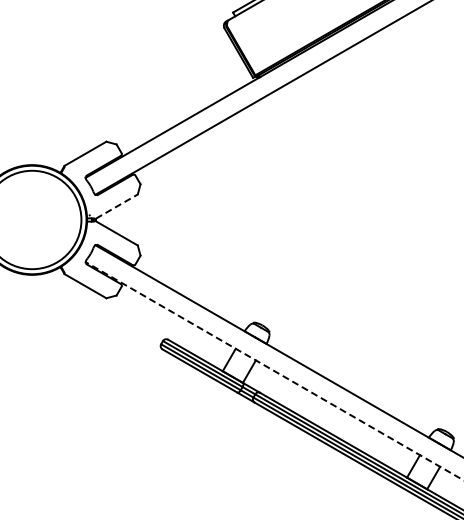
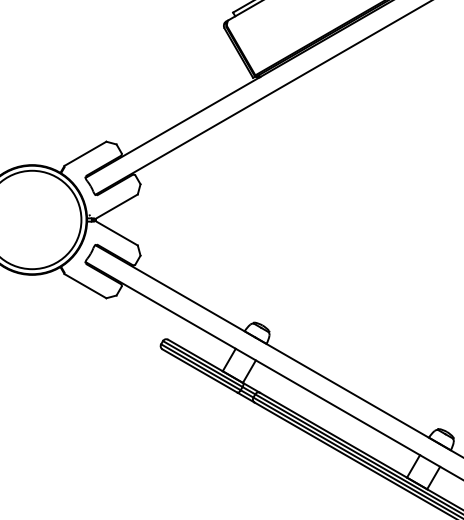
line: dashed -> solid (117, 206)
line: dashed -> solid (274, 371)
